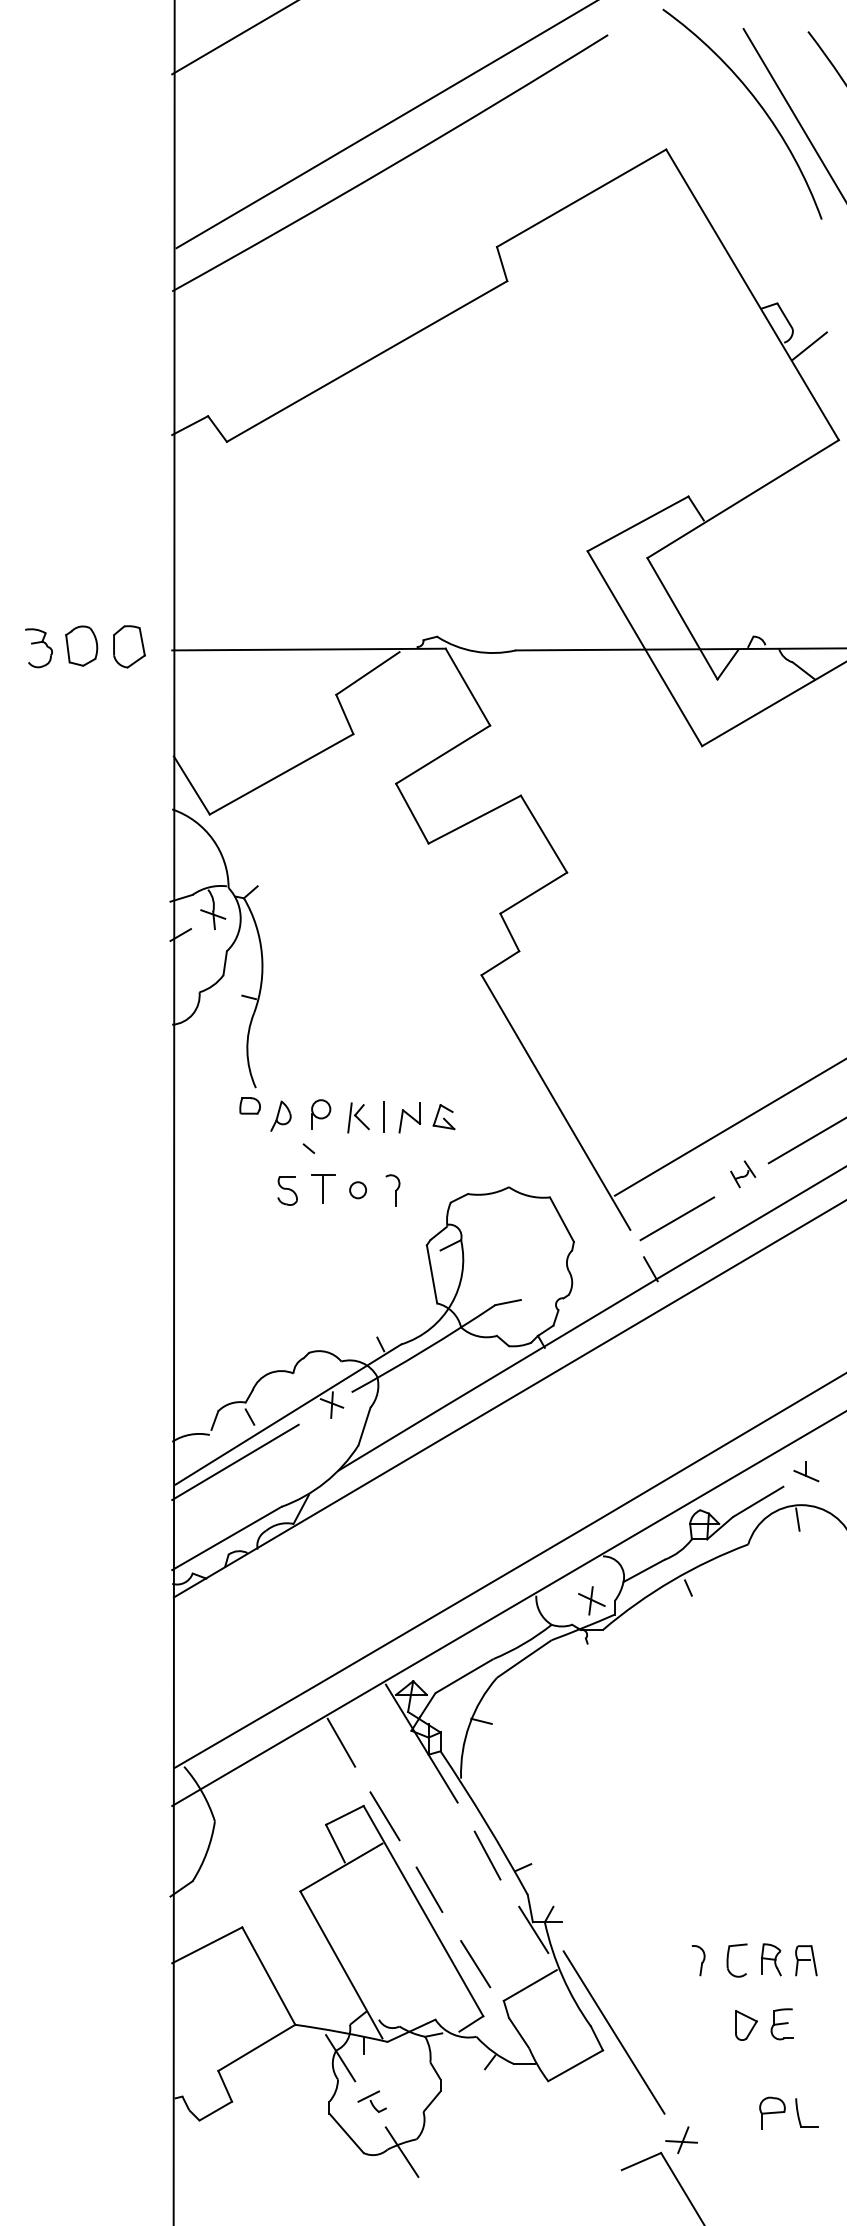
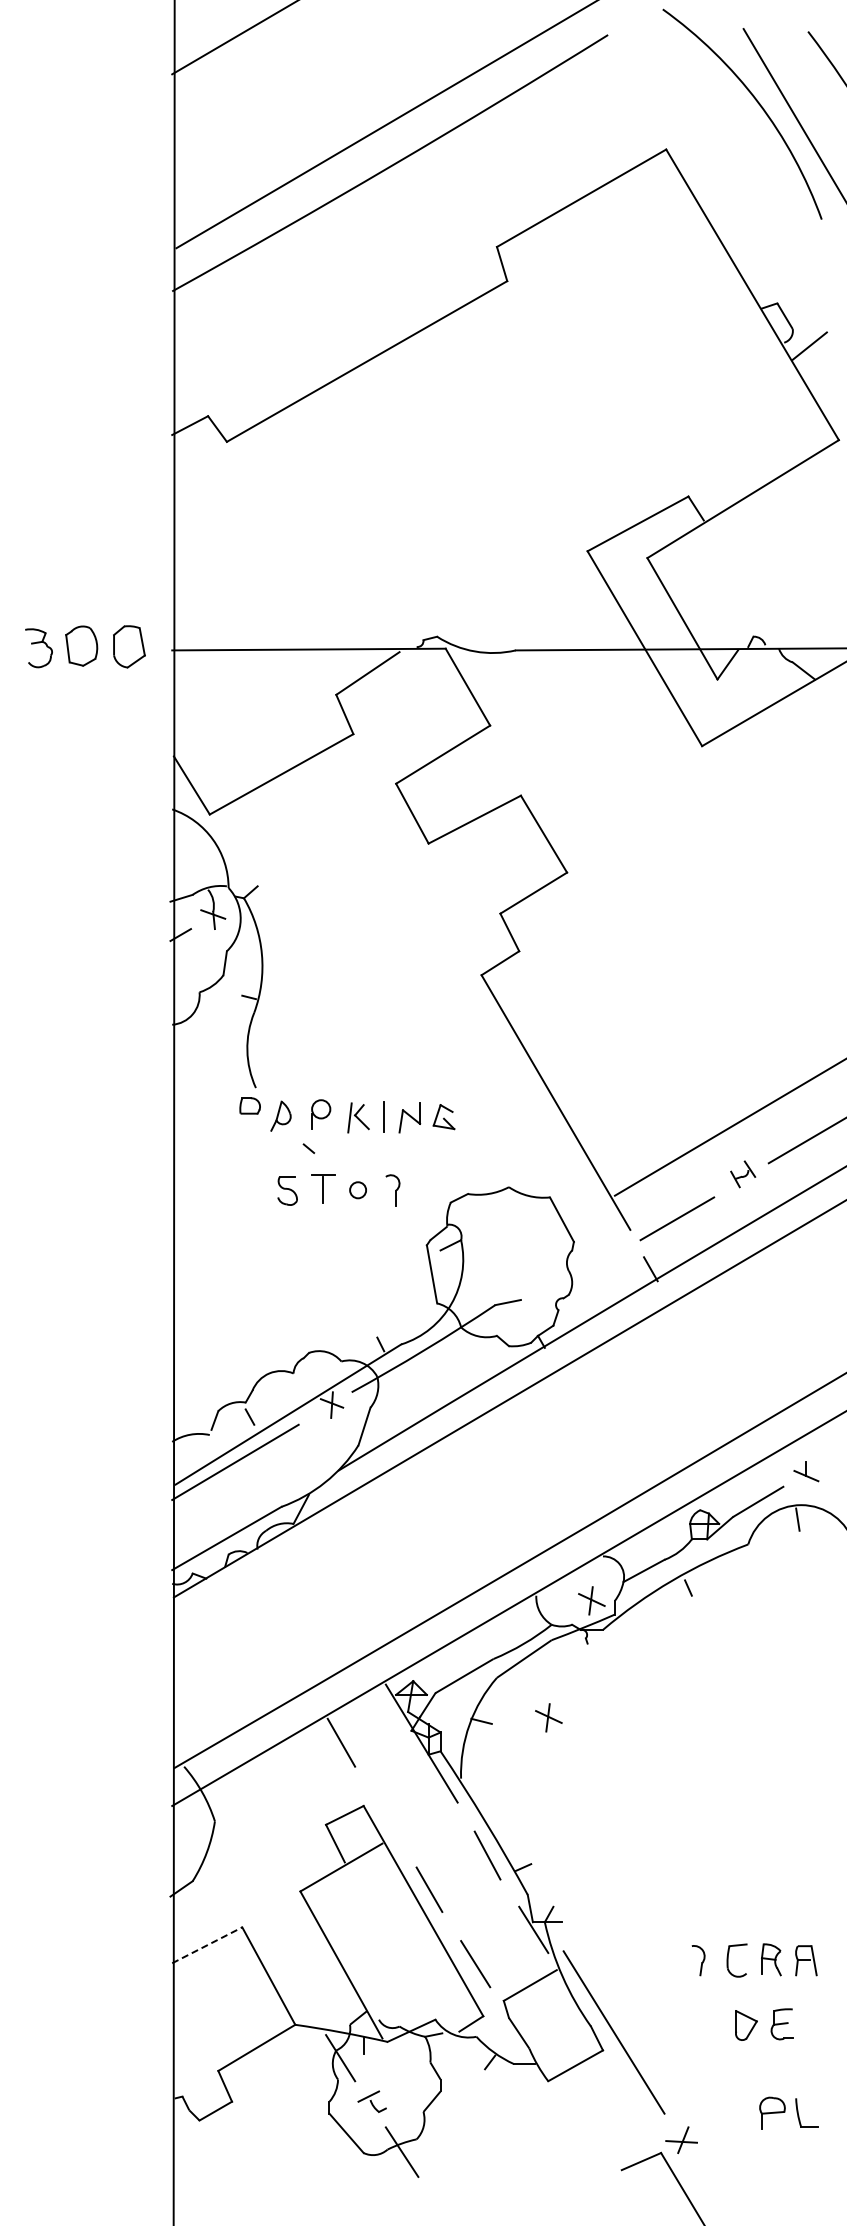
part: none -> present (548, 1717)
line: present -> none (384, 1816)
line: solid -> dashed (207, 1945)
